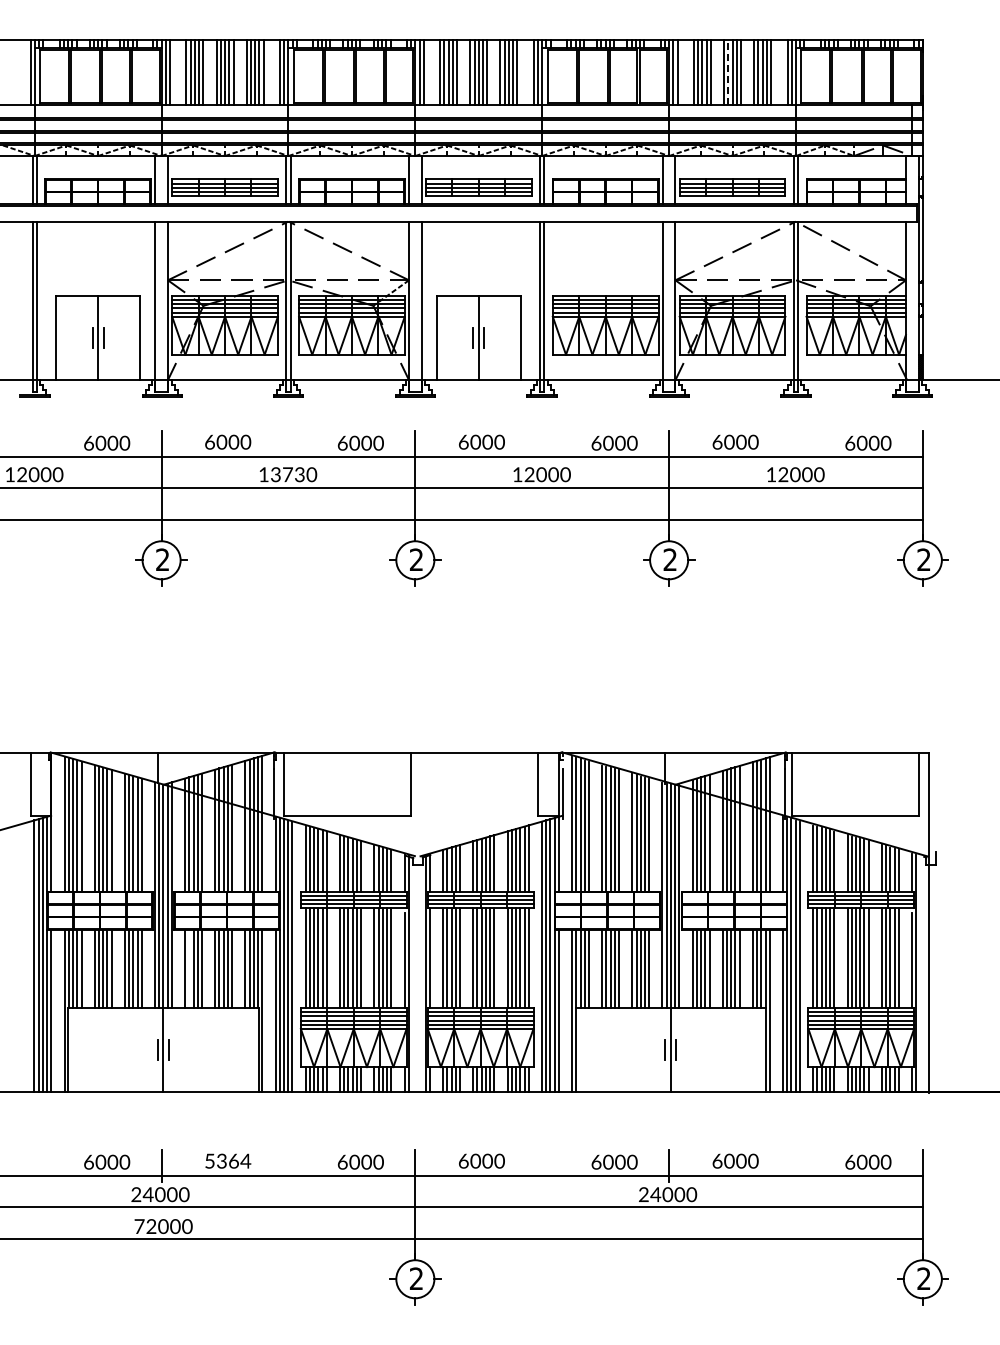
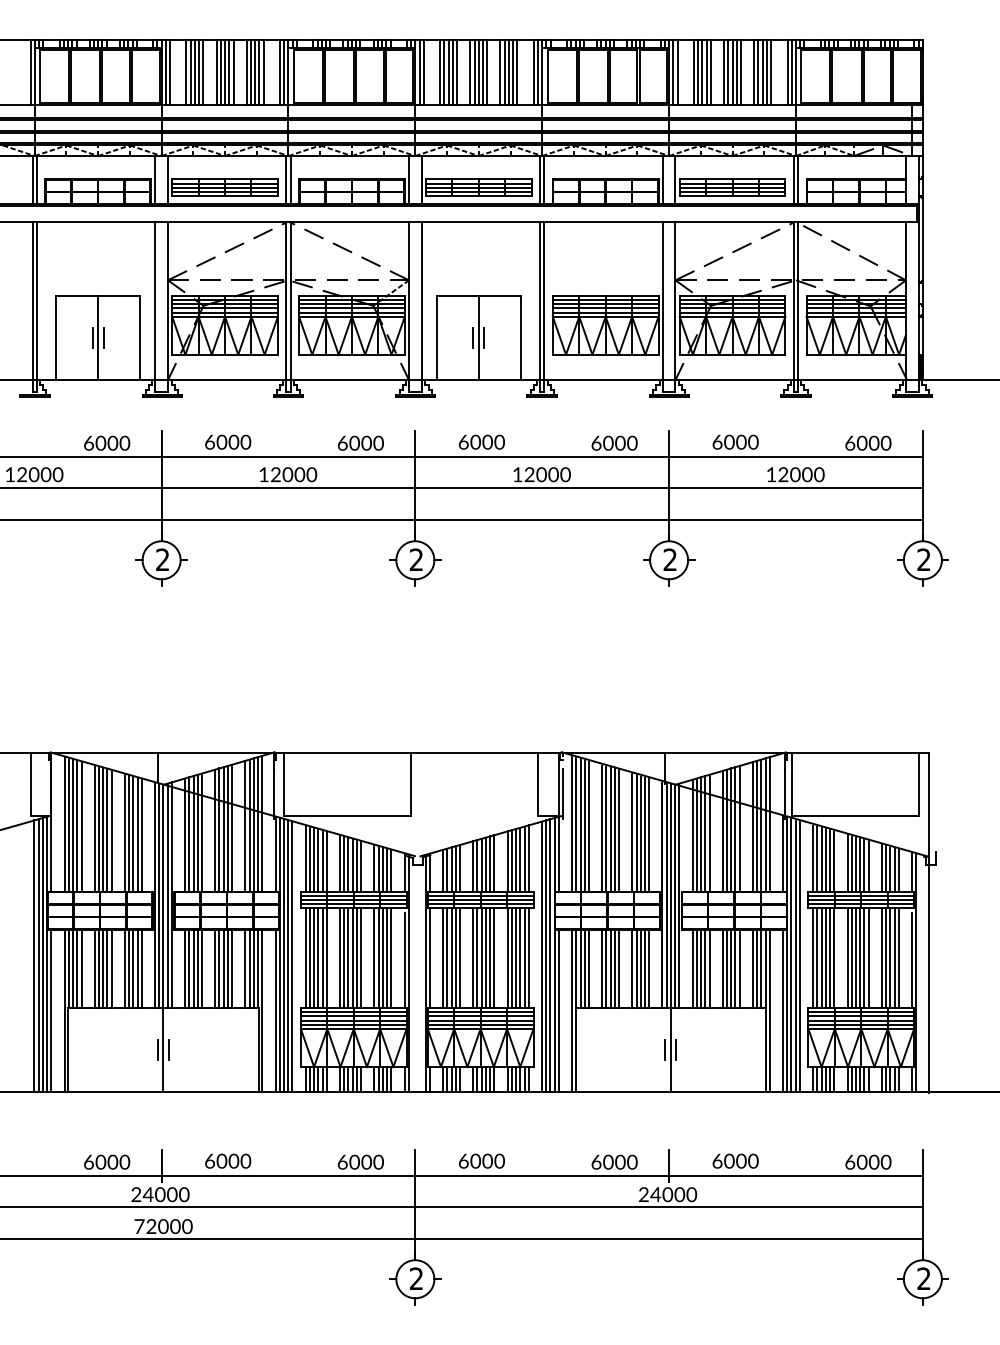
line: dashed -> solid (728, 72)
text: 13730 -> 12000 (288, 474)
line: none -> present (189, 968)
text: 5364 -> 6000 (228, 1160)
